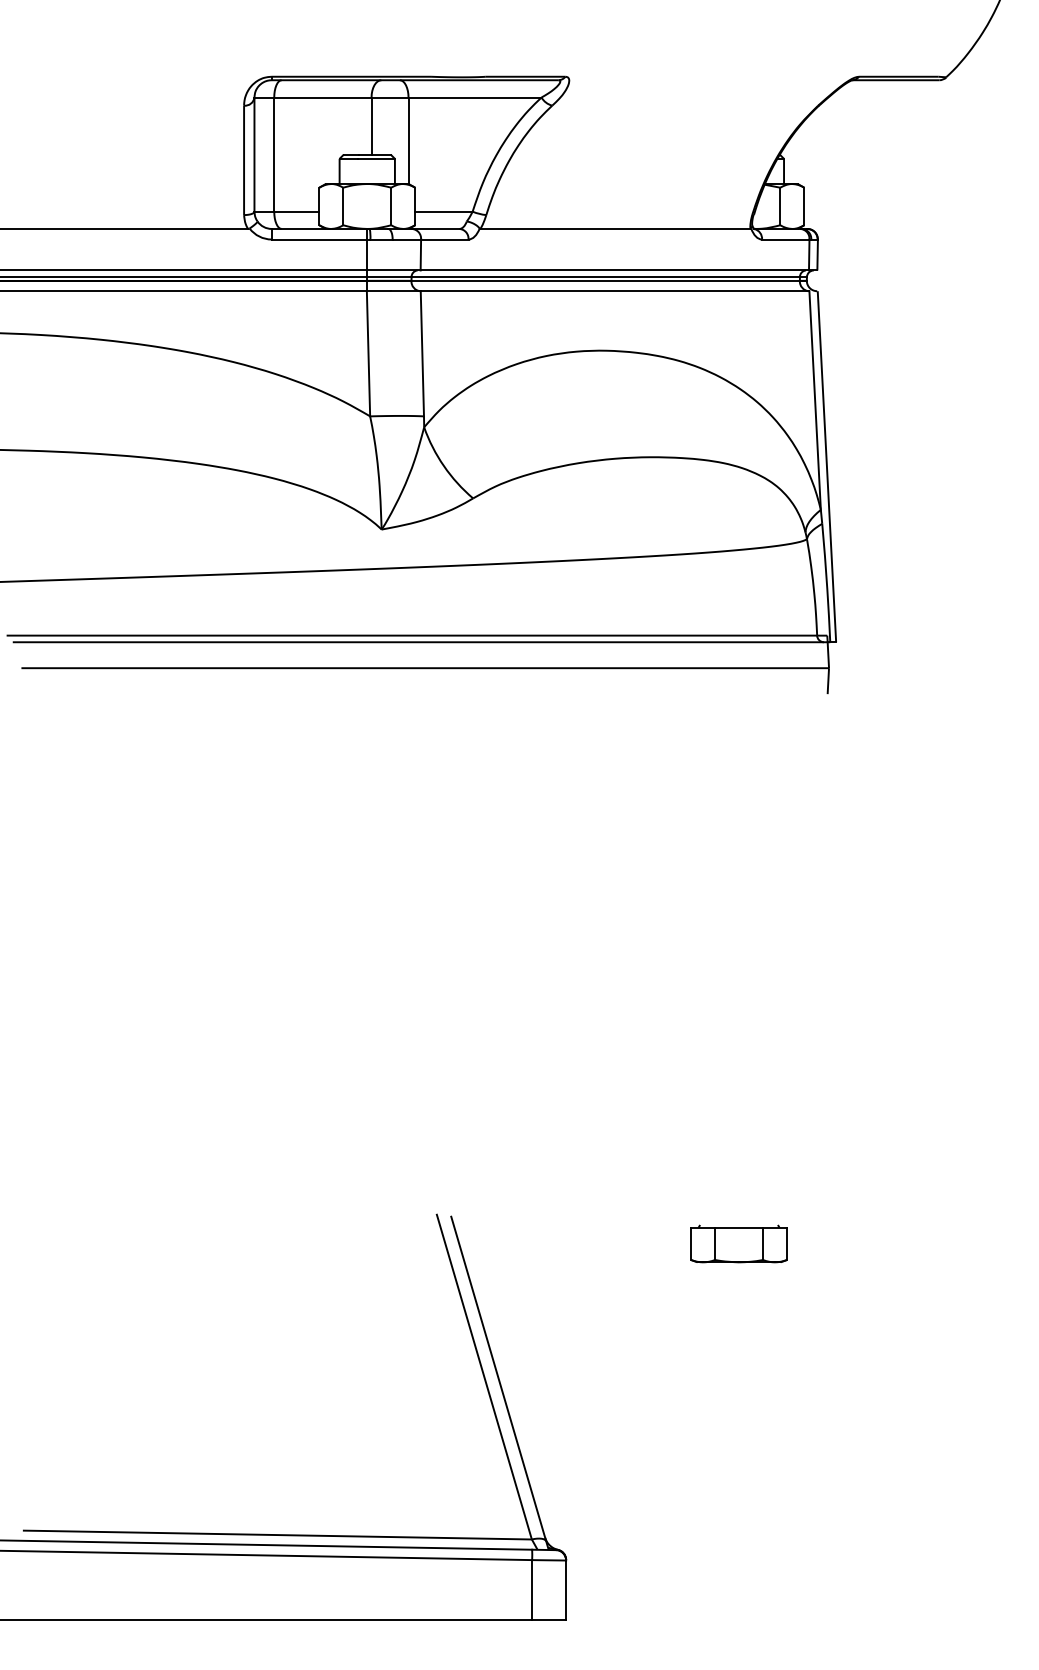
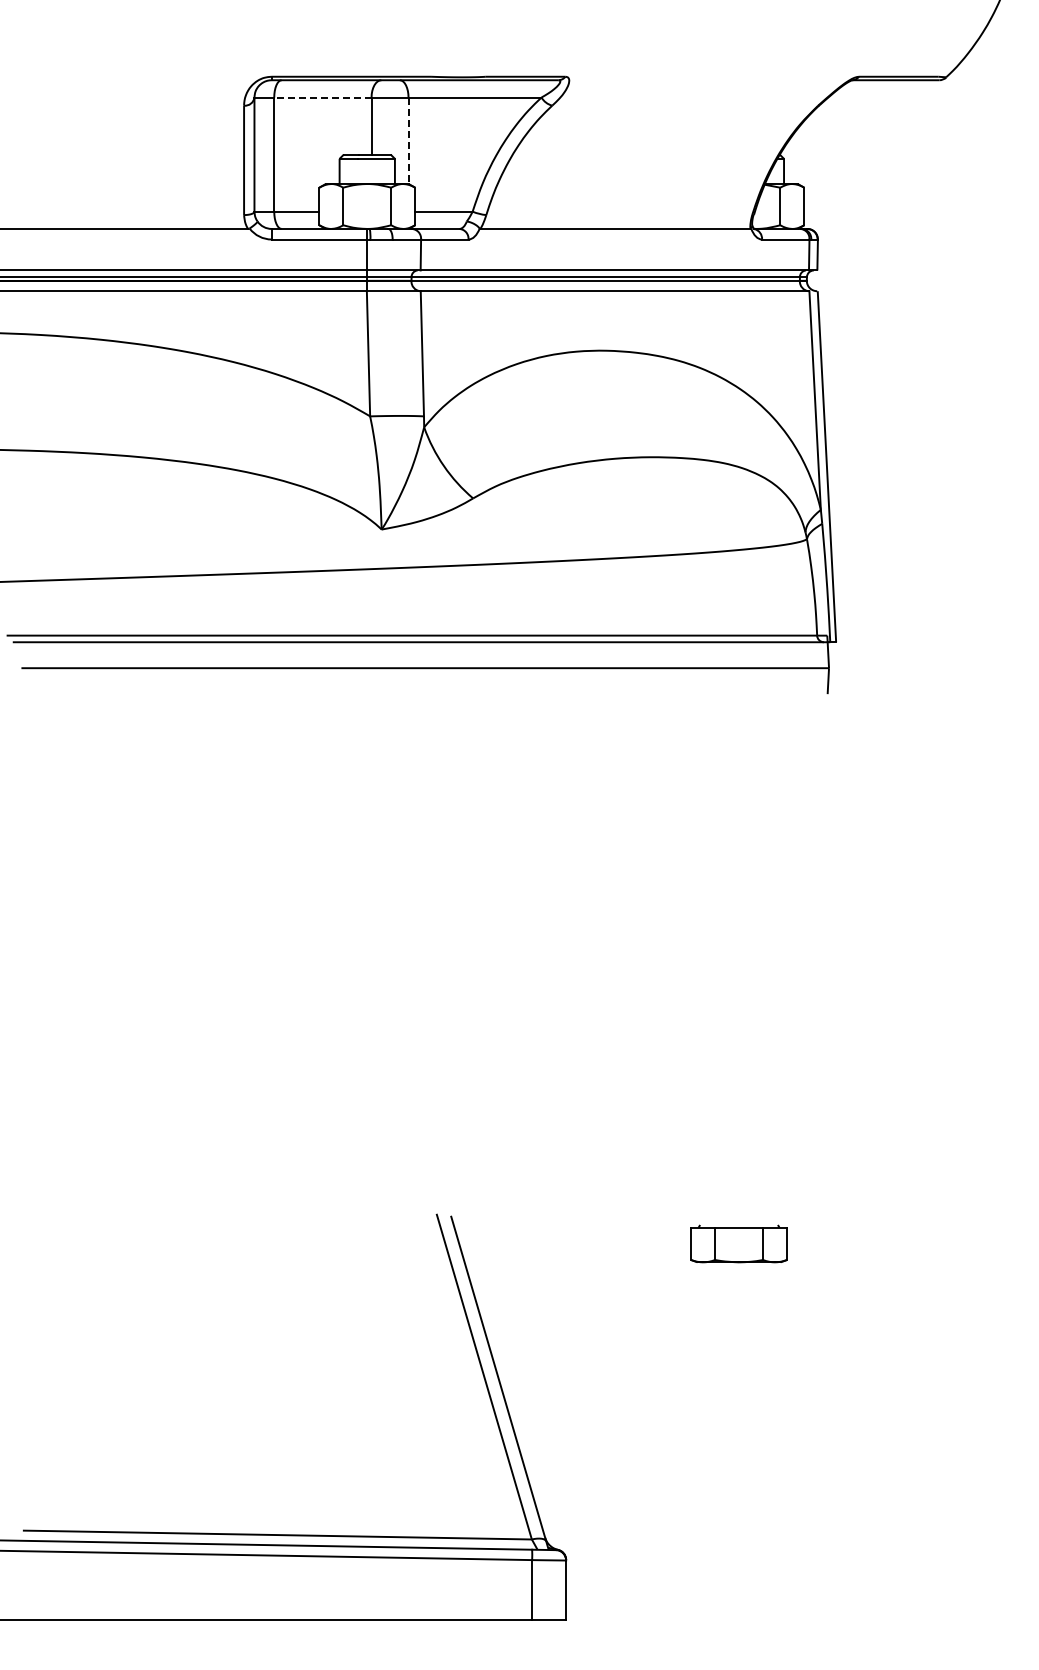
line: solid -> dashed (322, 97)
line: solid -> dashed (408, 141)
